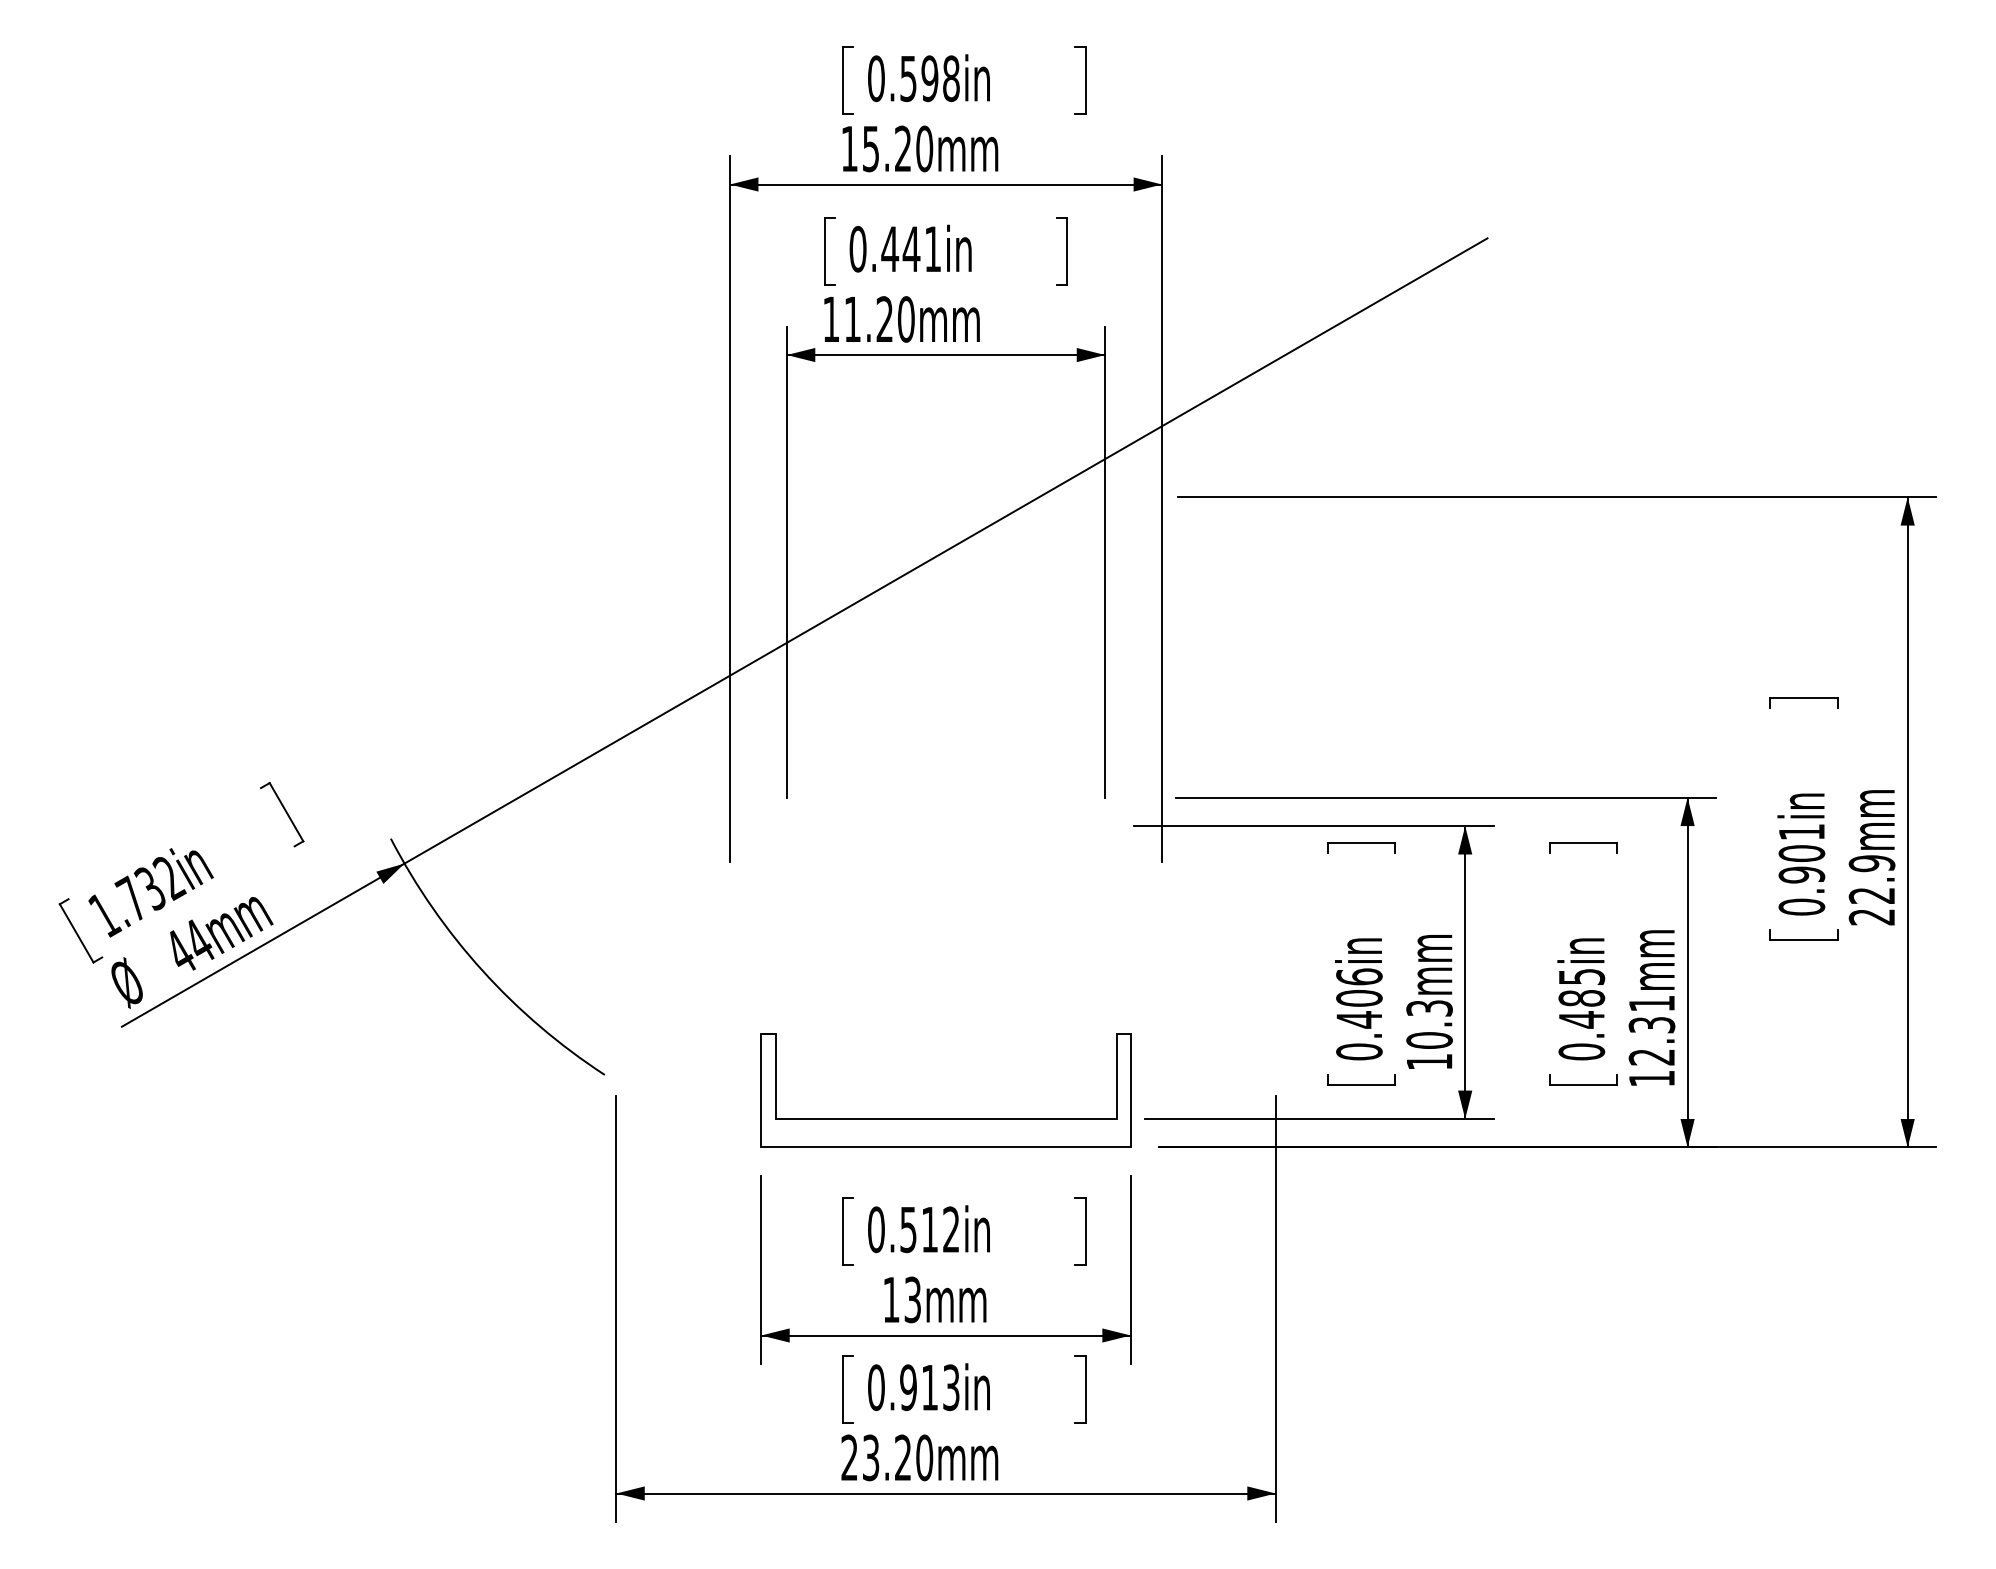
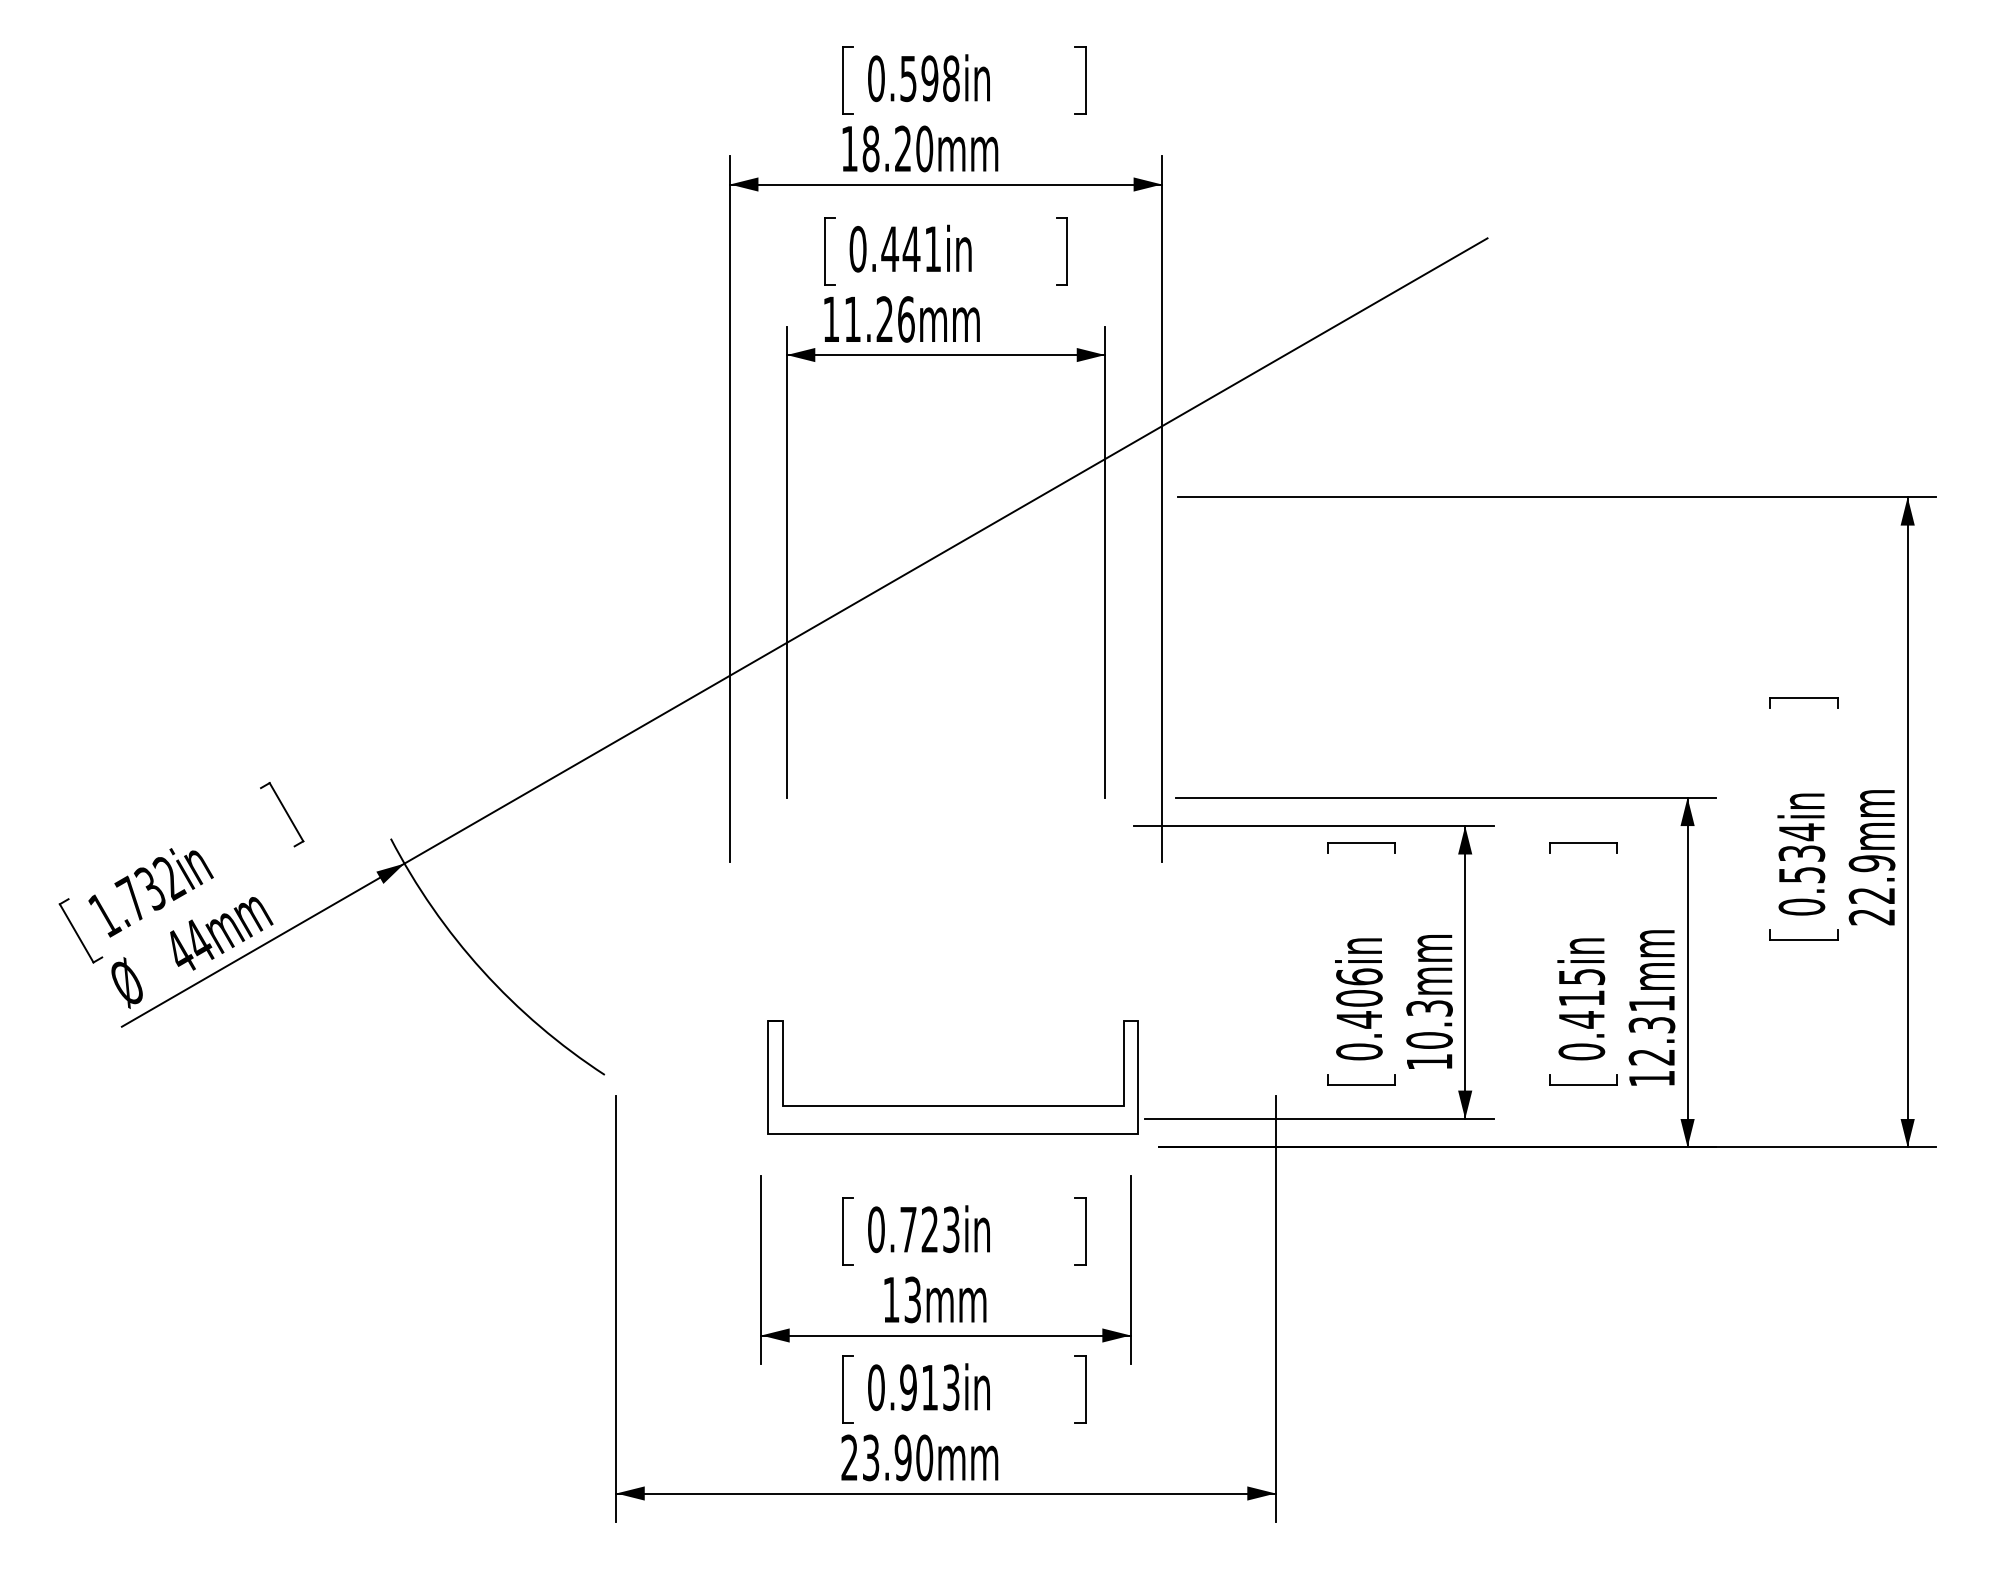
text: 15.20mm -> 18.20mm (870, 148)
text: 11.20mm -> 11.26mm (906, 319)
text: 0.901in -> 0.534in (1801, 853)
text: 0.485in -> 0.415in (1581, 998)
curve position: (945, 1118) -> (952, 1105) (952, 1105)
text: 0.512in -> 0.723in (929, 1229)
text: 23.20mm -> 23.90mm (902, 1457)
